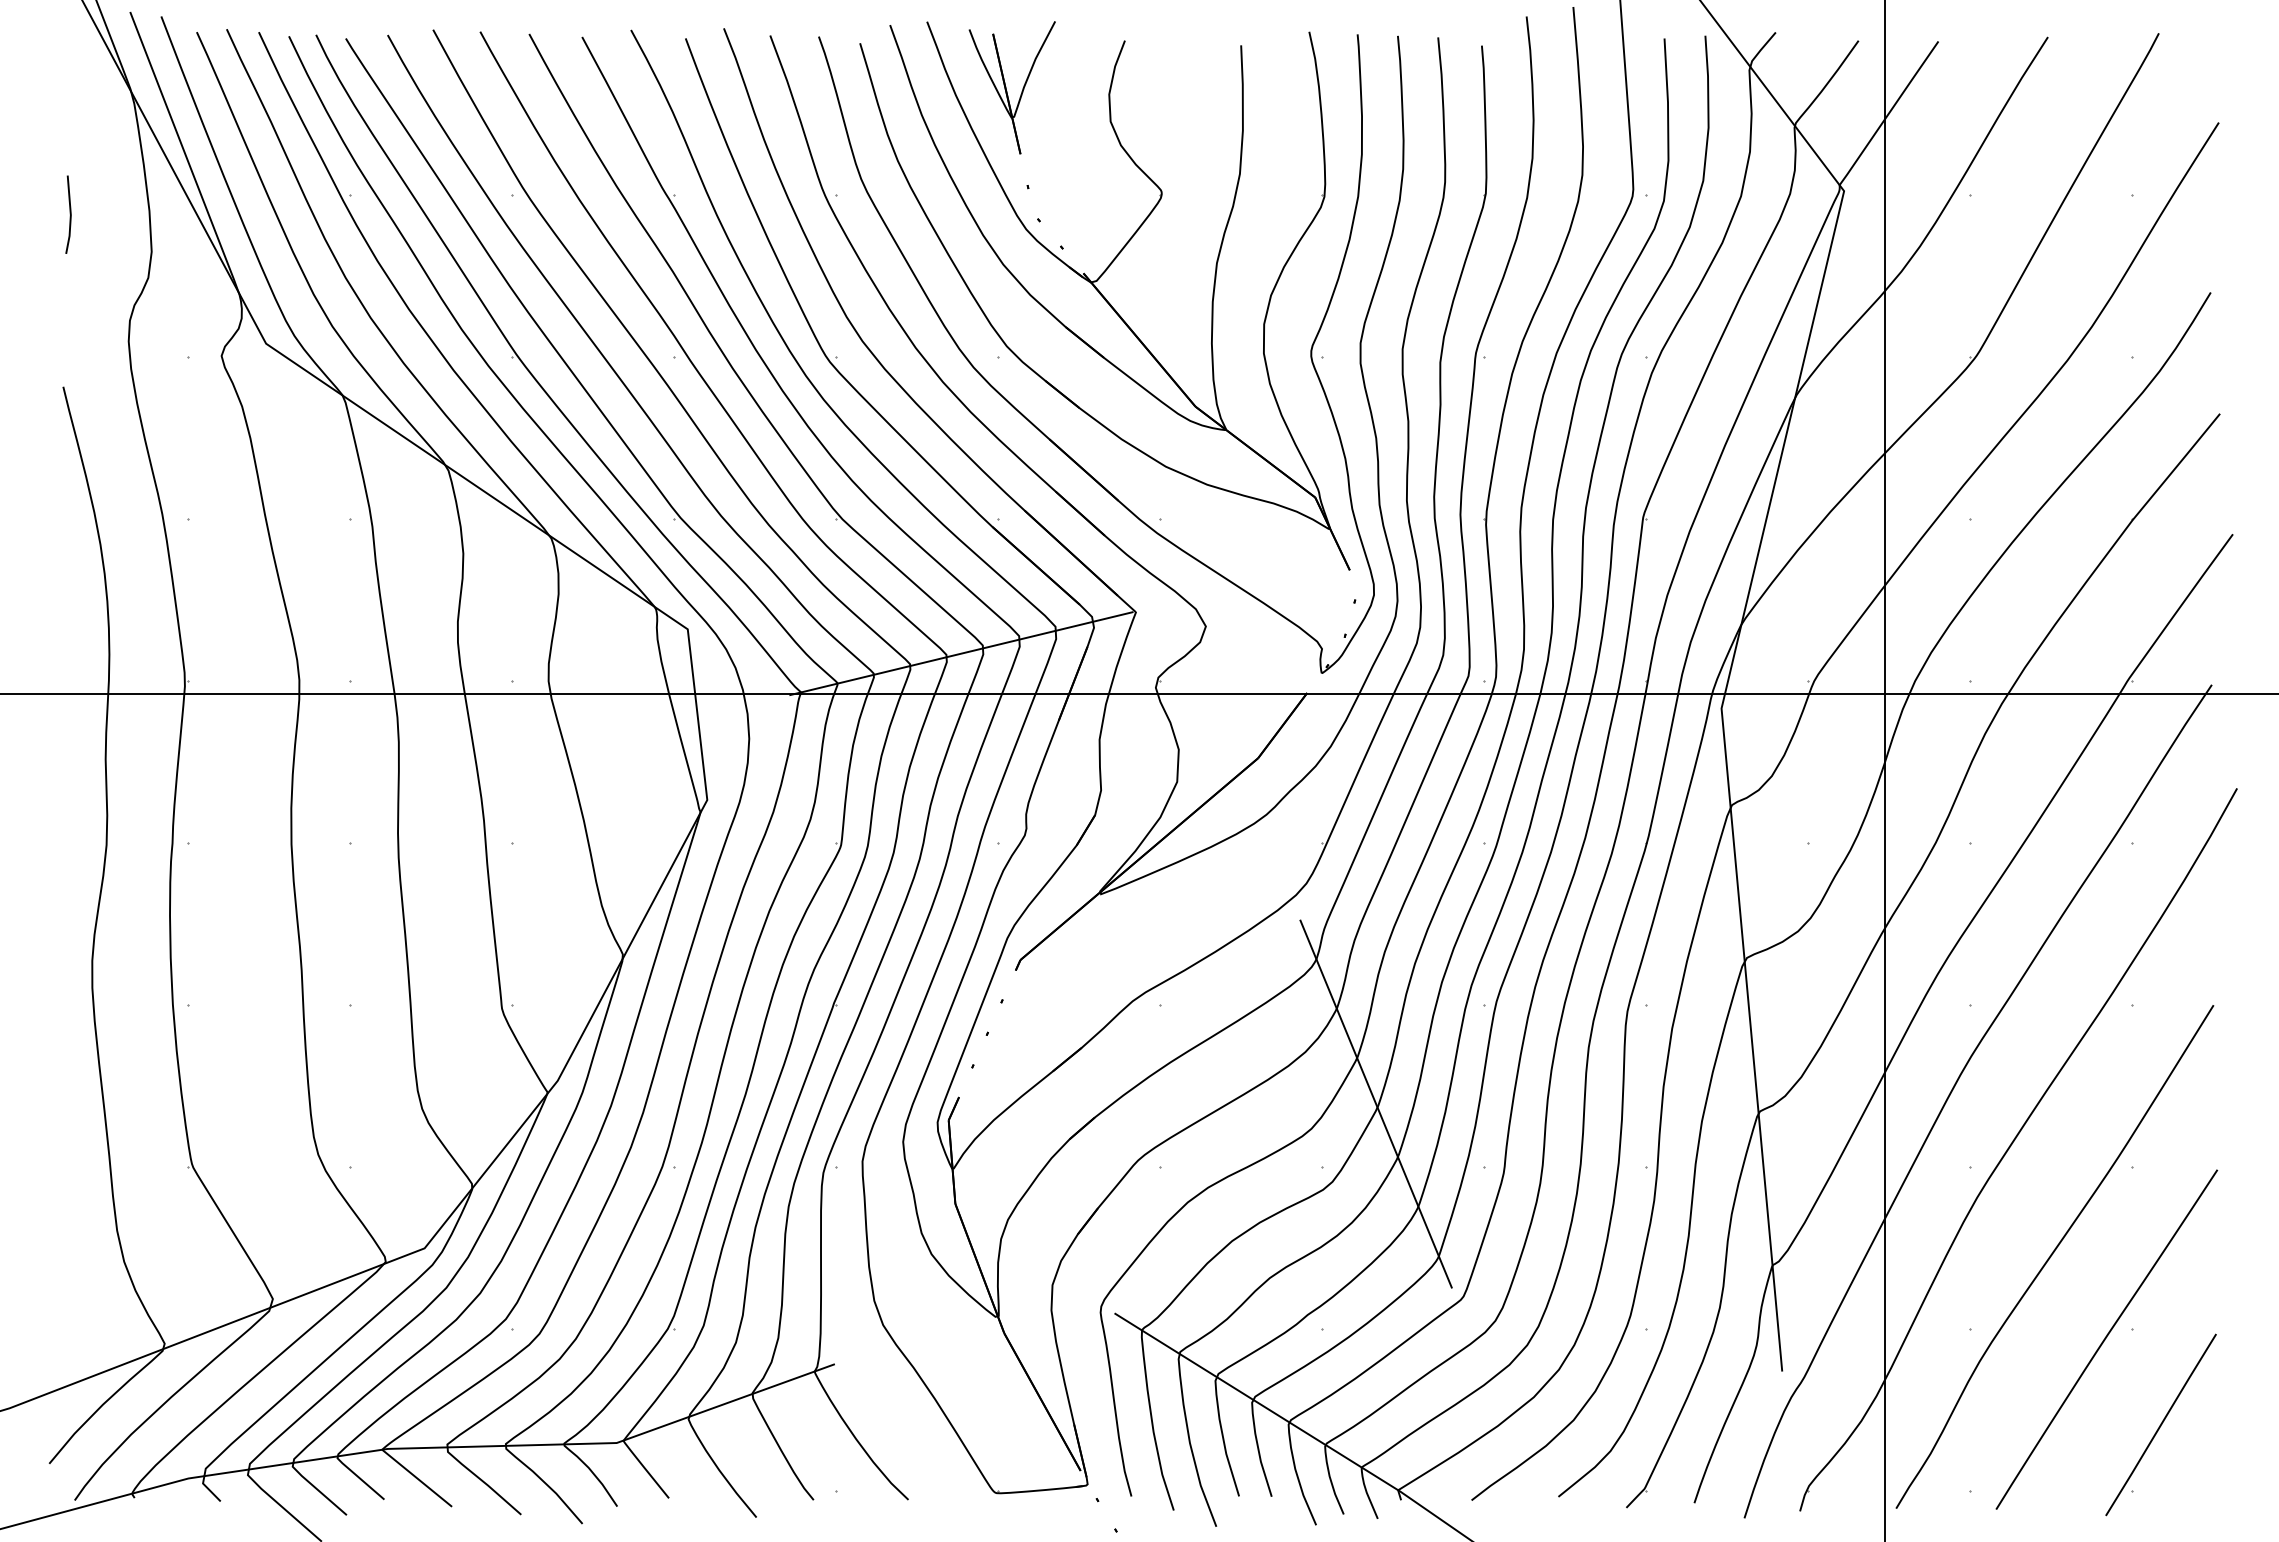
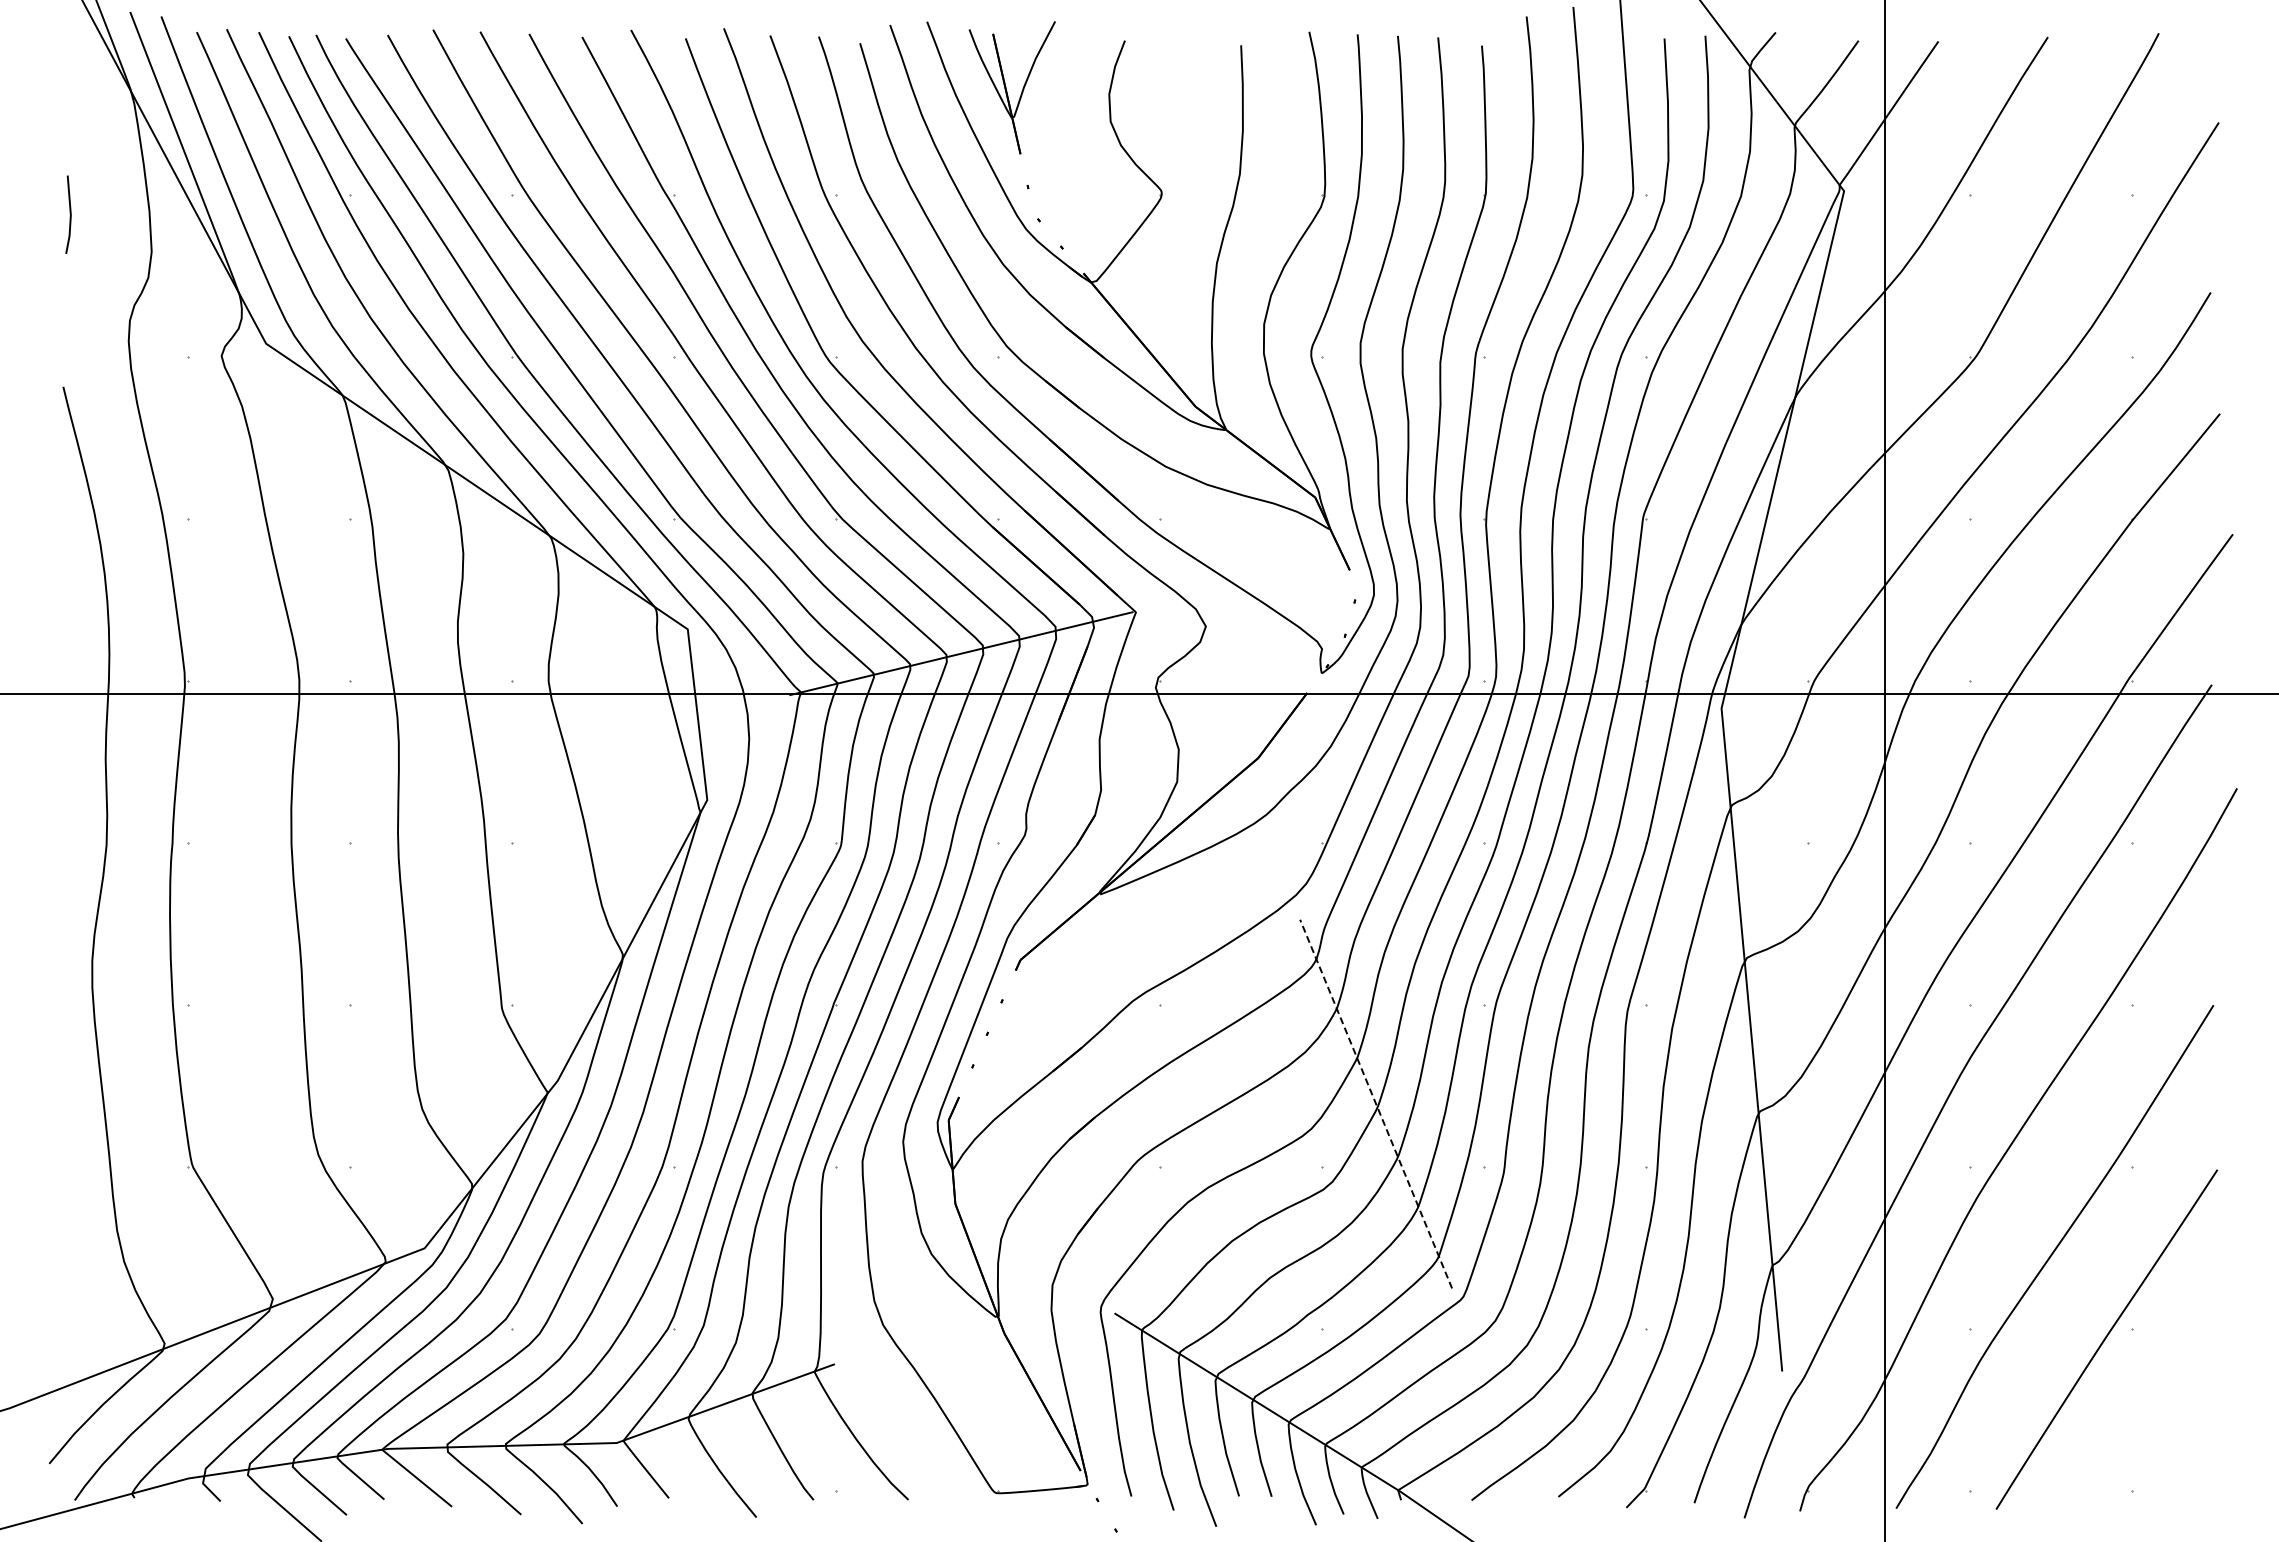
line: solid -> dashed (1375, 1103)
line: present -> none (2160, 1424)
